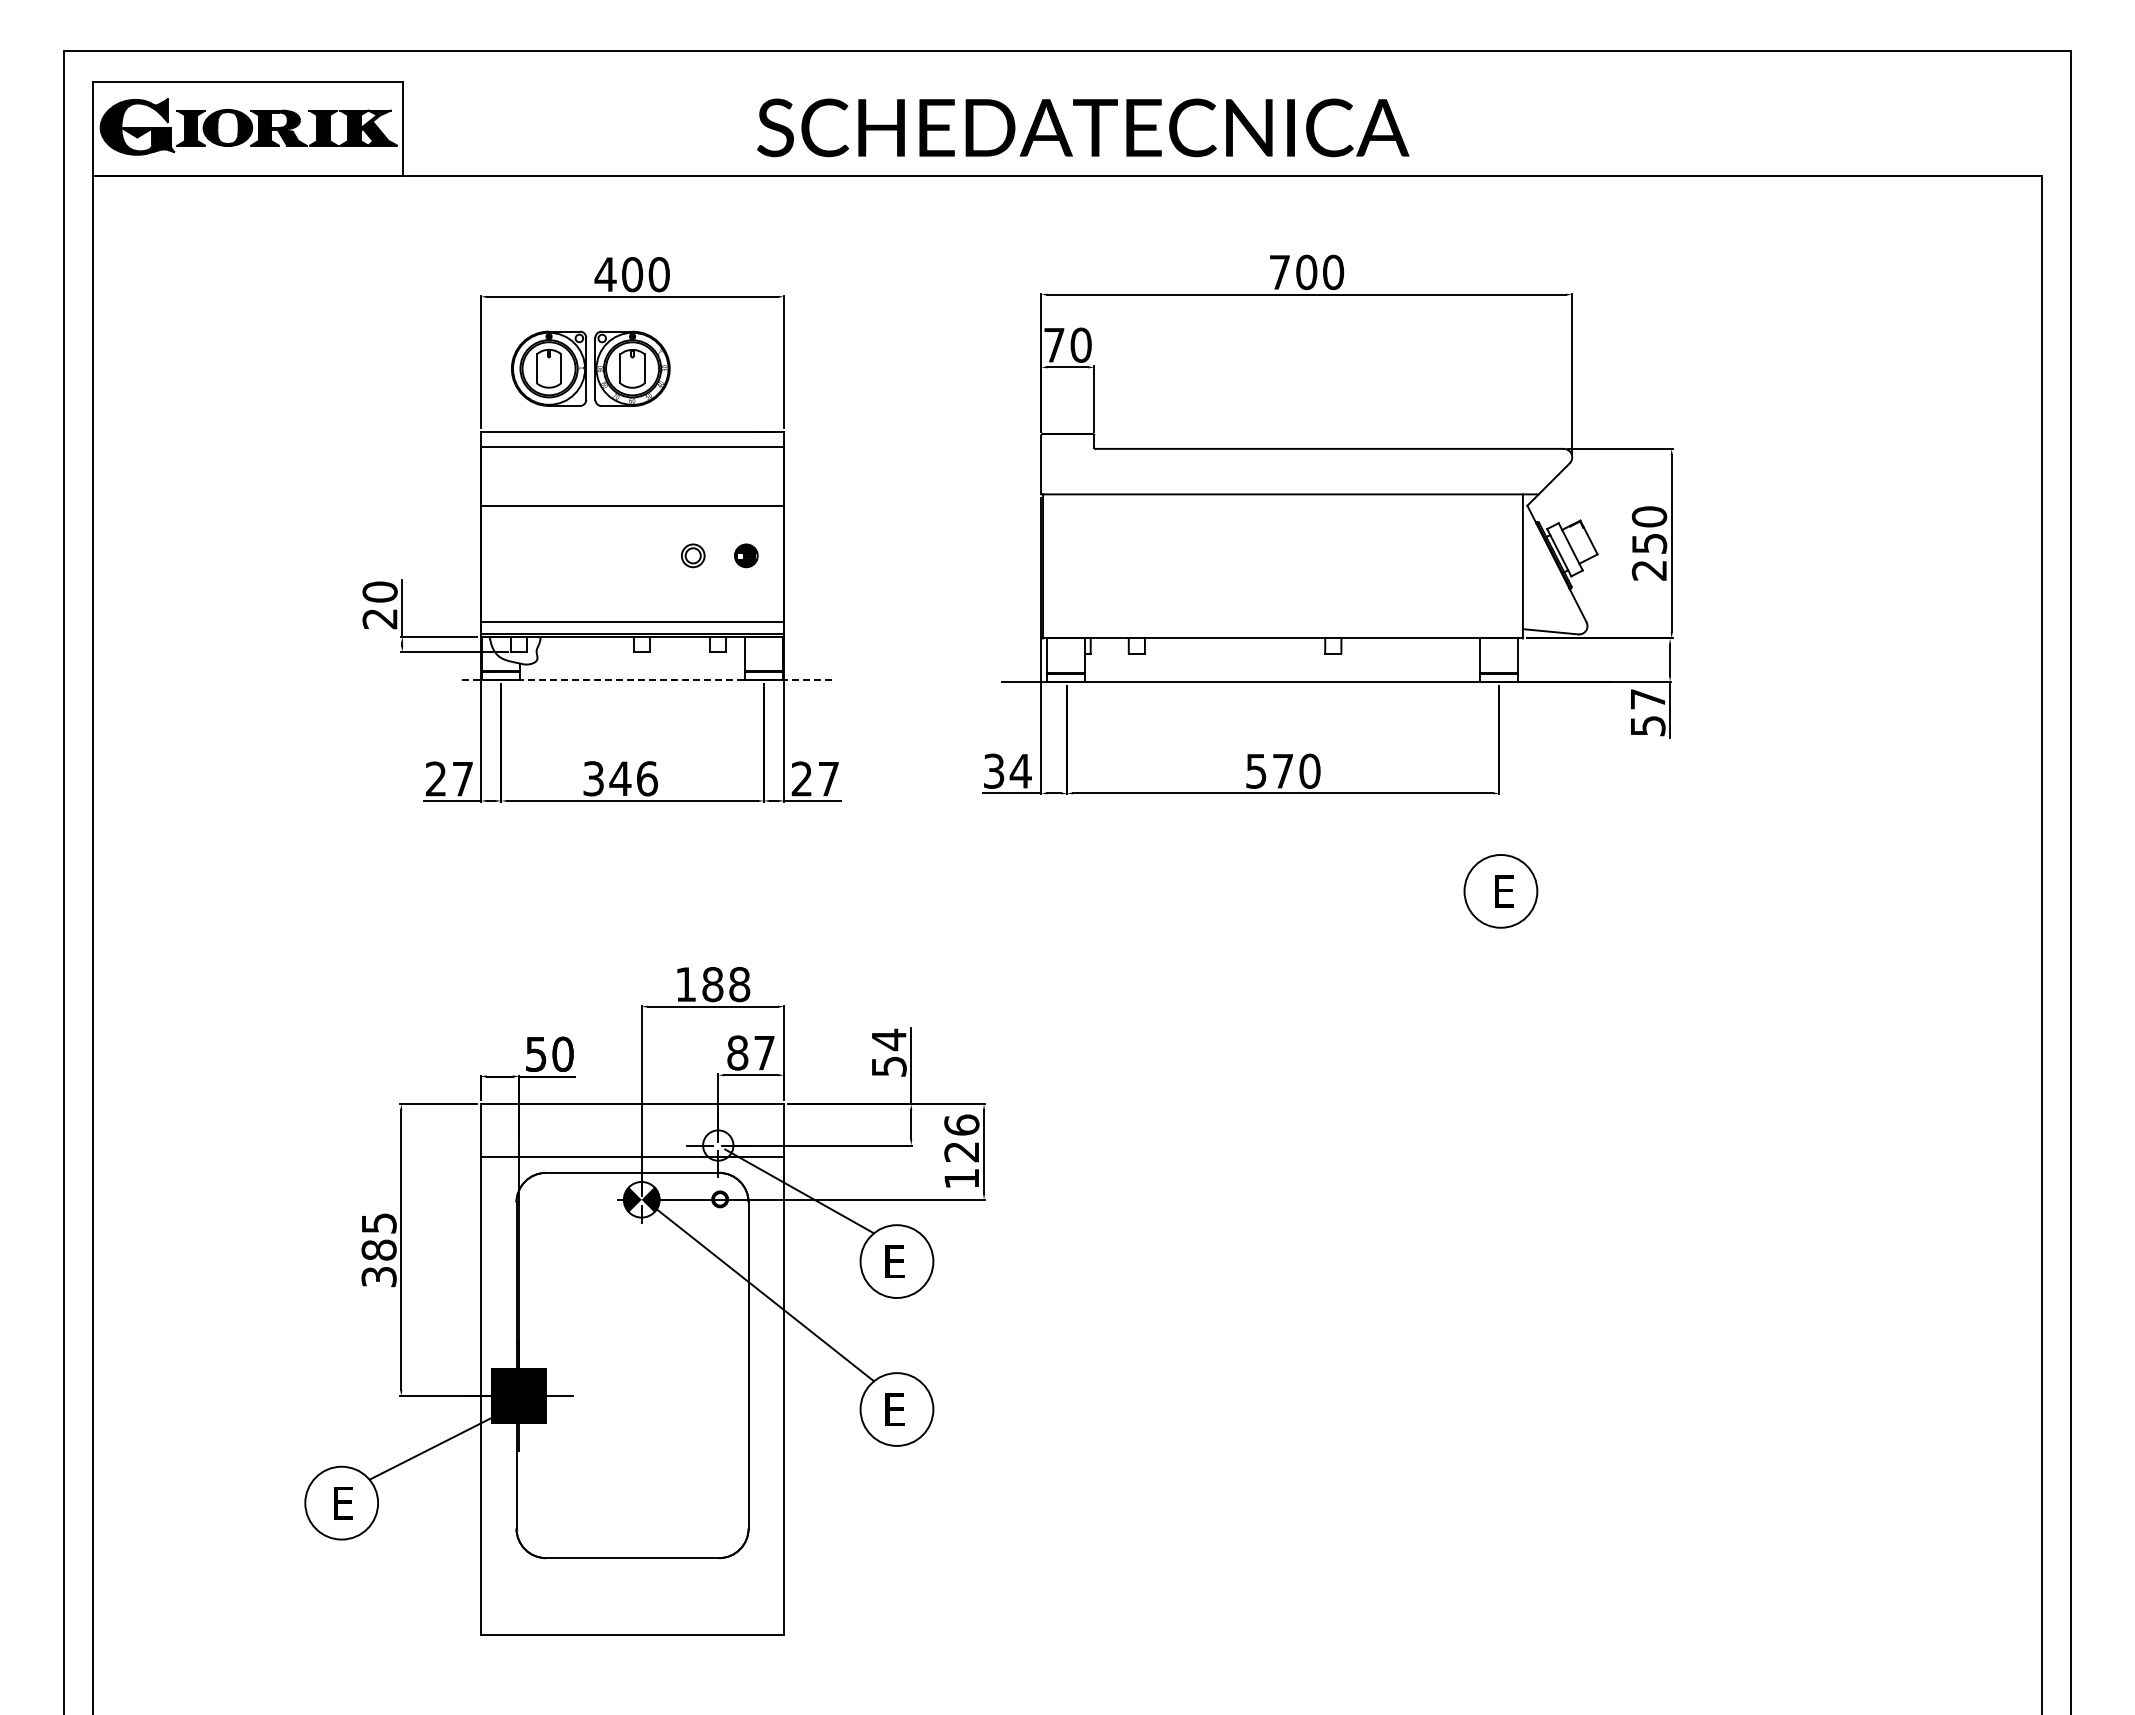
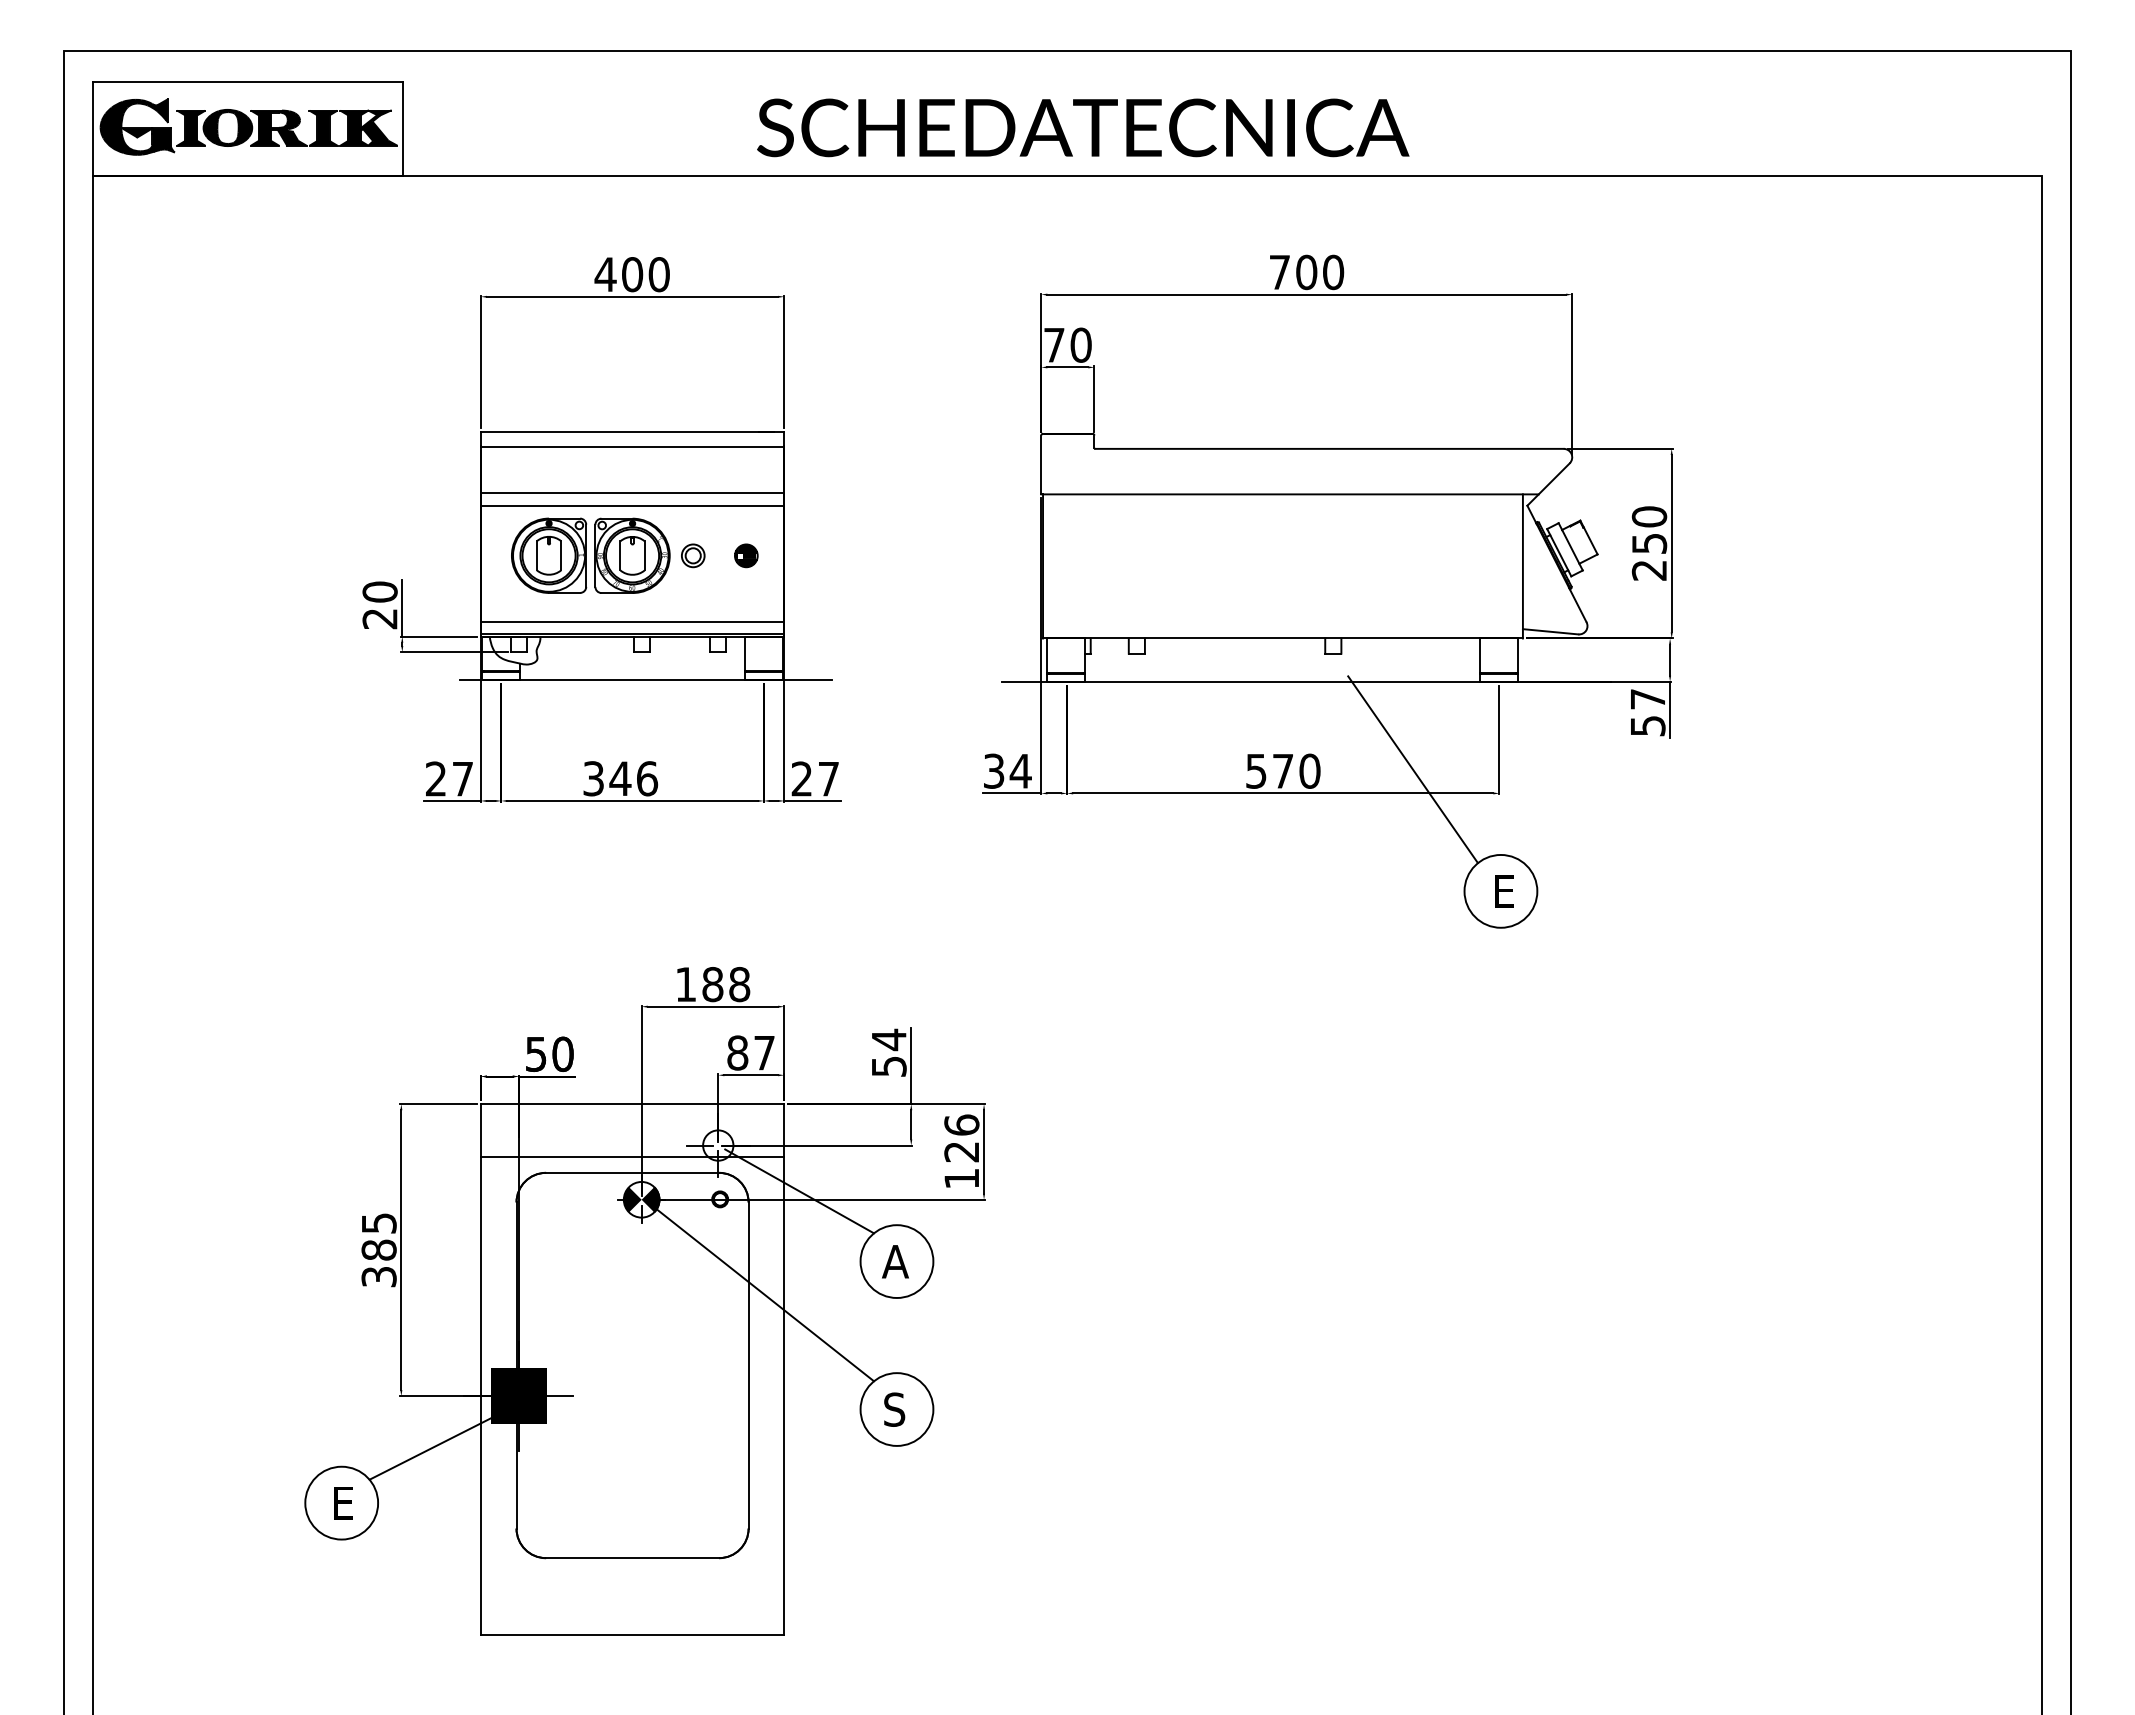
part position: (590, 368) -> (590, 555) (590, 555)
line: none -> present (632, 492)
line: dashed -> solid (646, 679)
line: none -> present (1412, 769)
text: E -> A (895, 1261)
text: E -> S (894, 1409)
